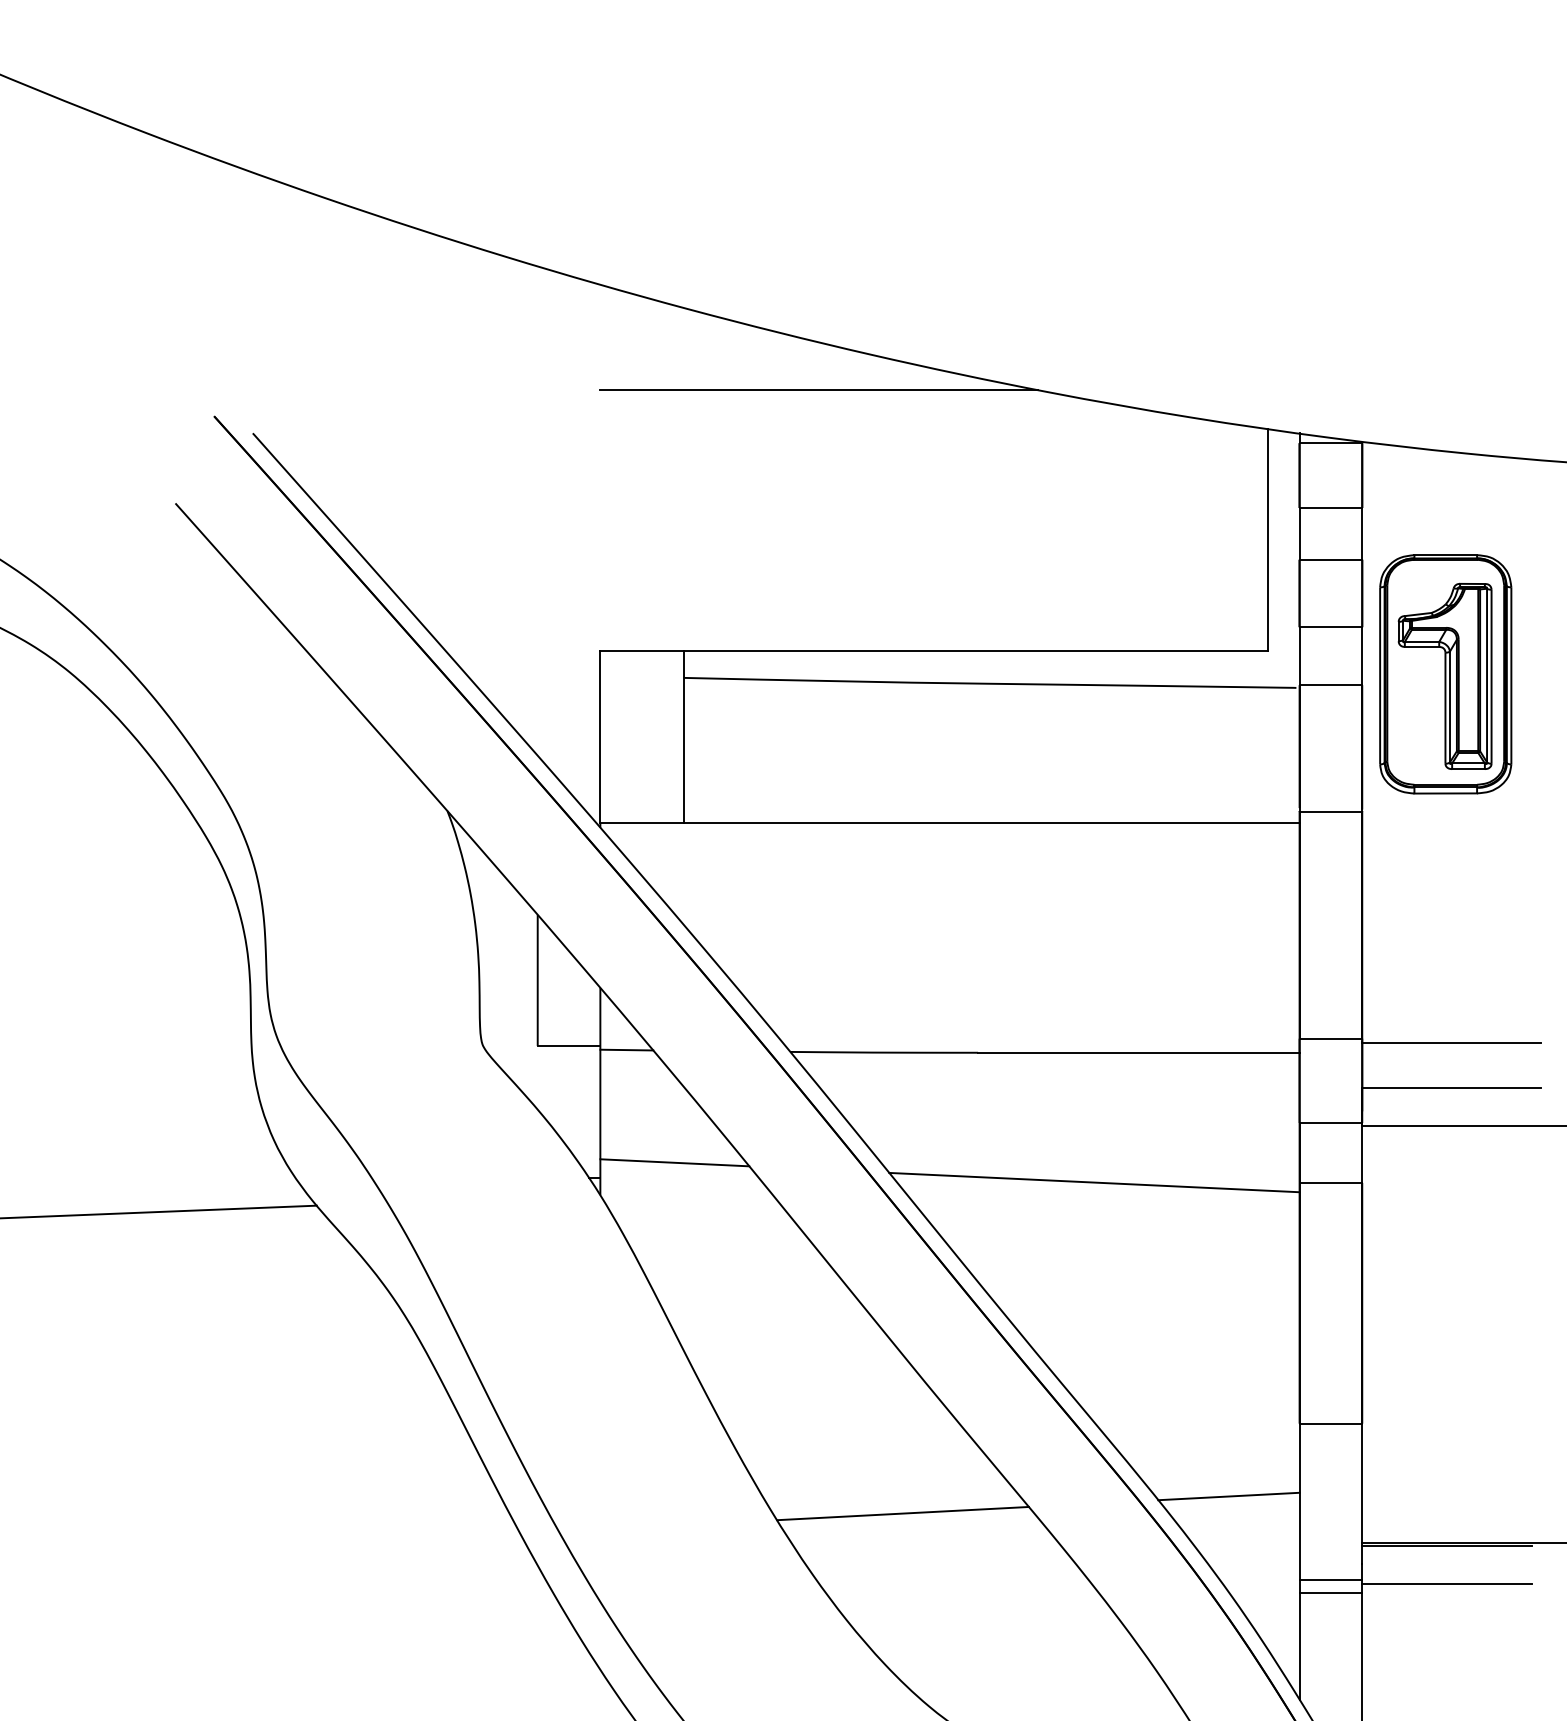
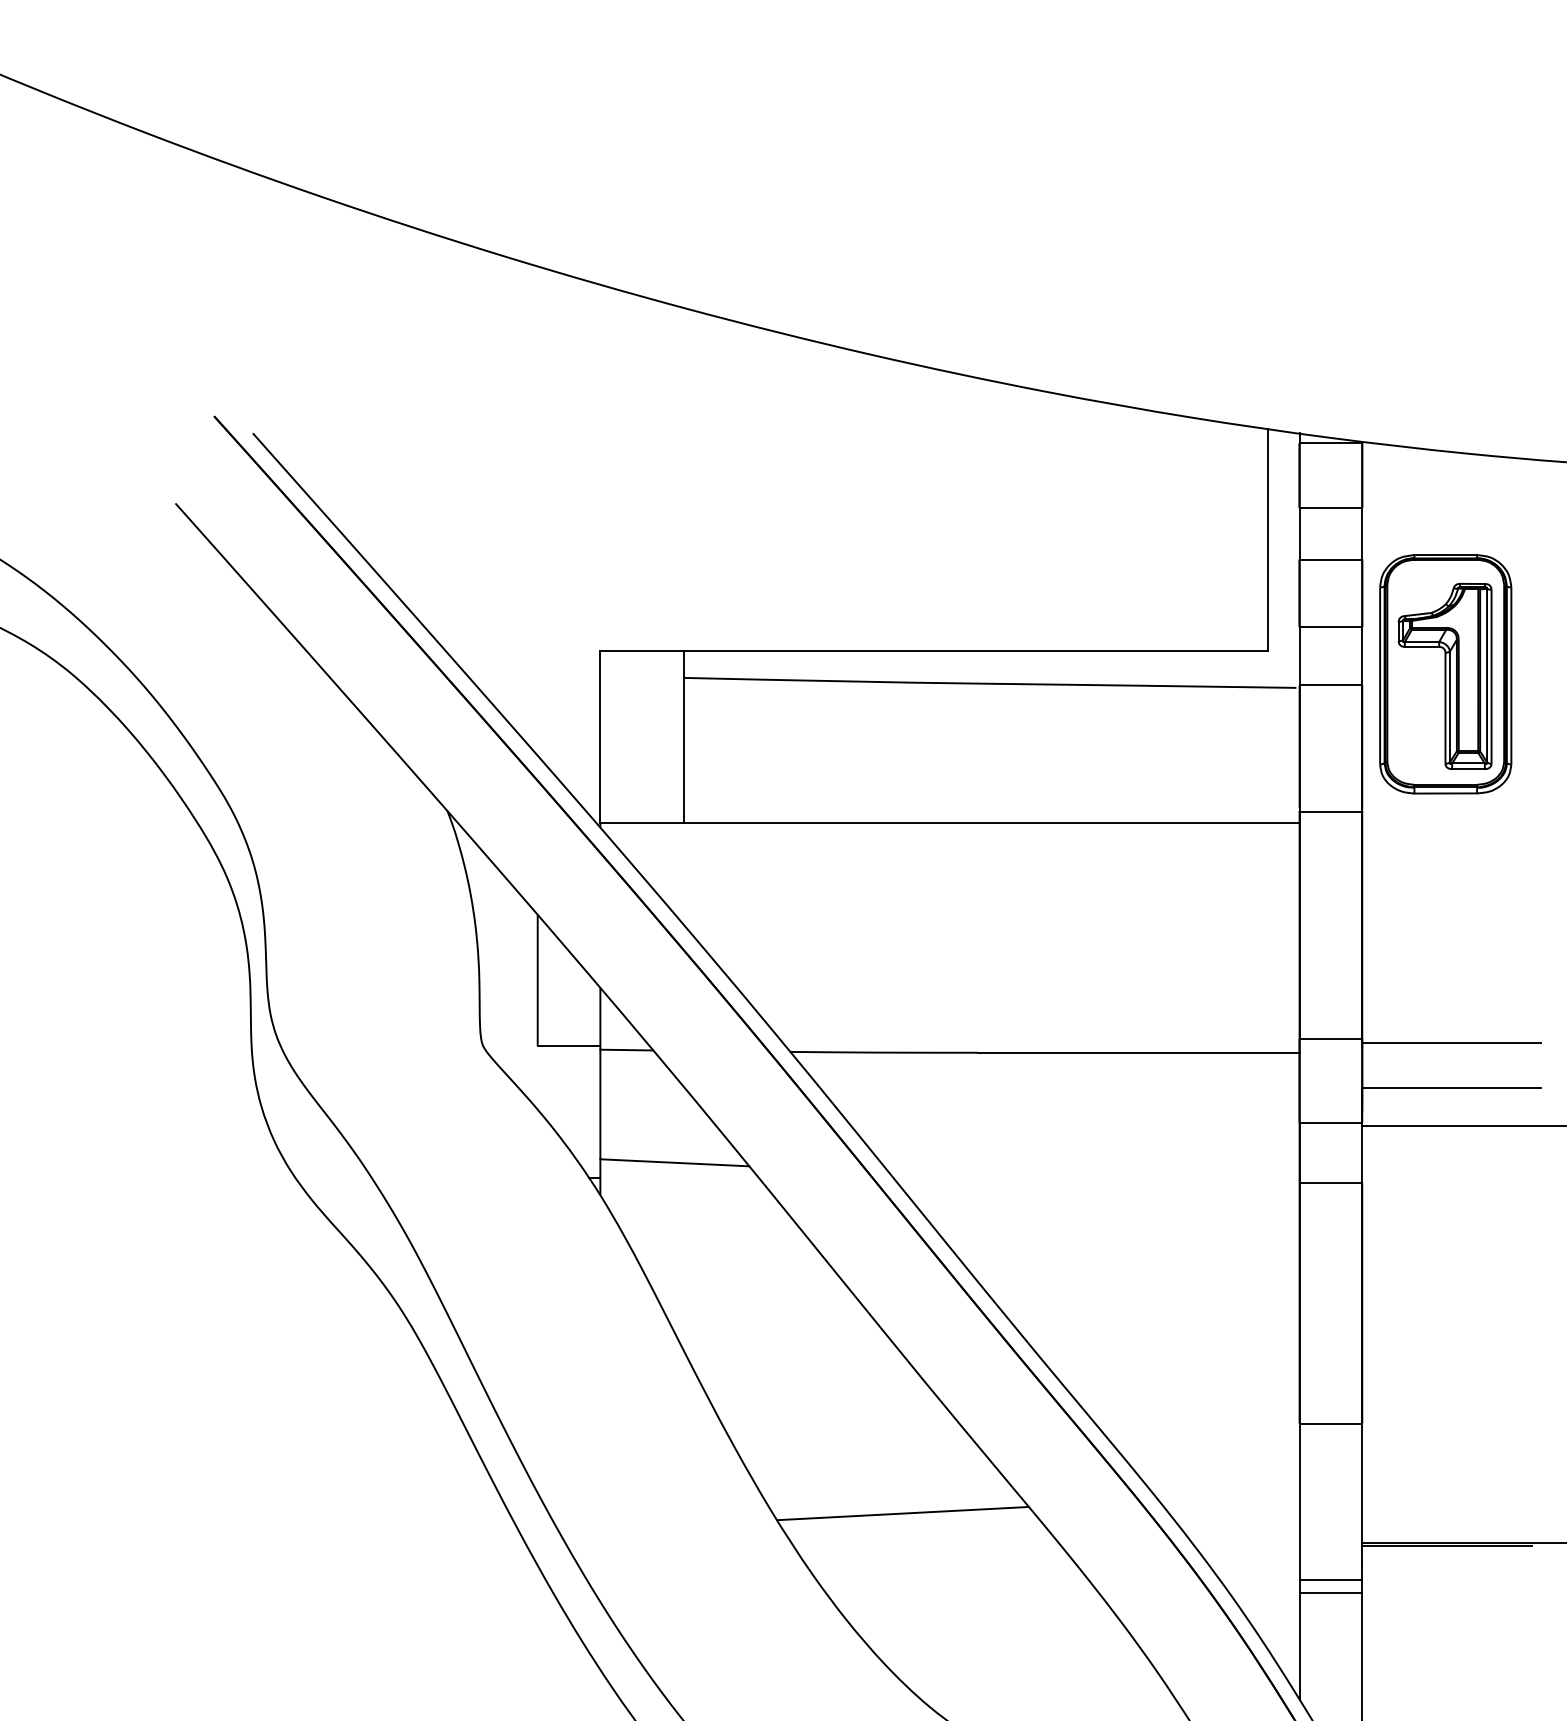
line: present -> none (819, 390)
line: present -> none (1094, 1182)
line: present -> none (159, 1211)
line: present -> none (1228, 1496)
line: present -> none (1447, 1584)
